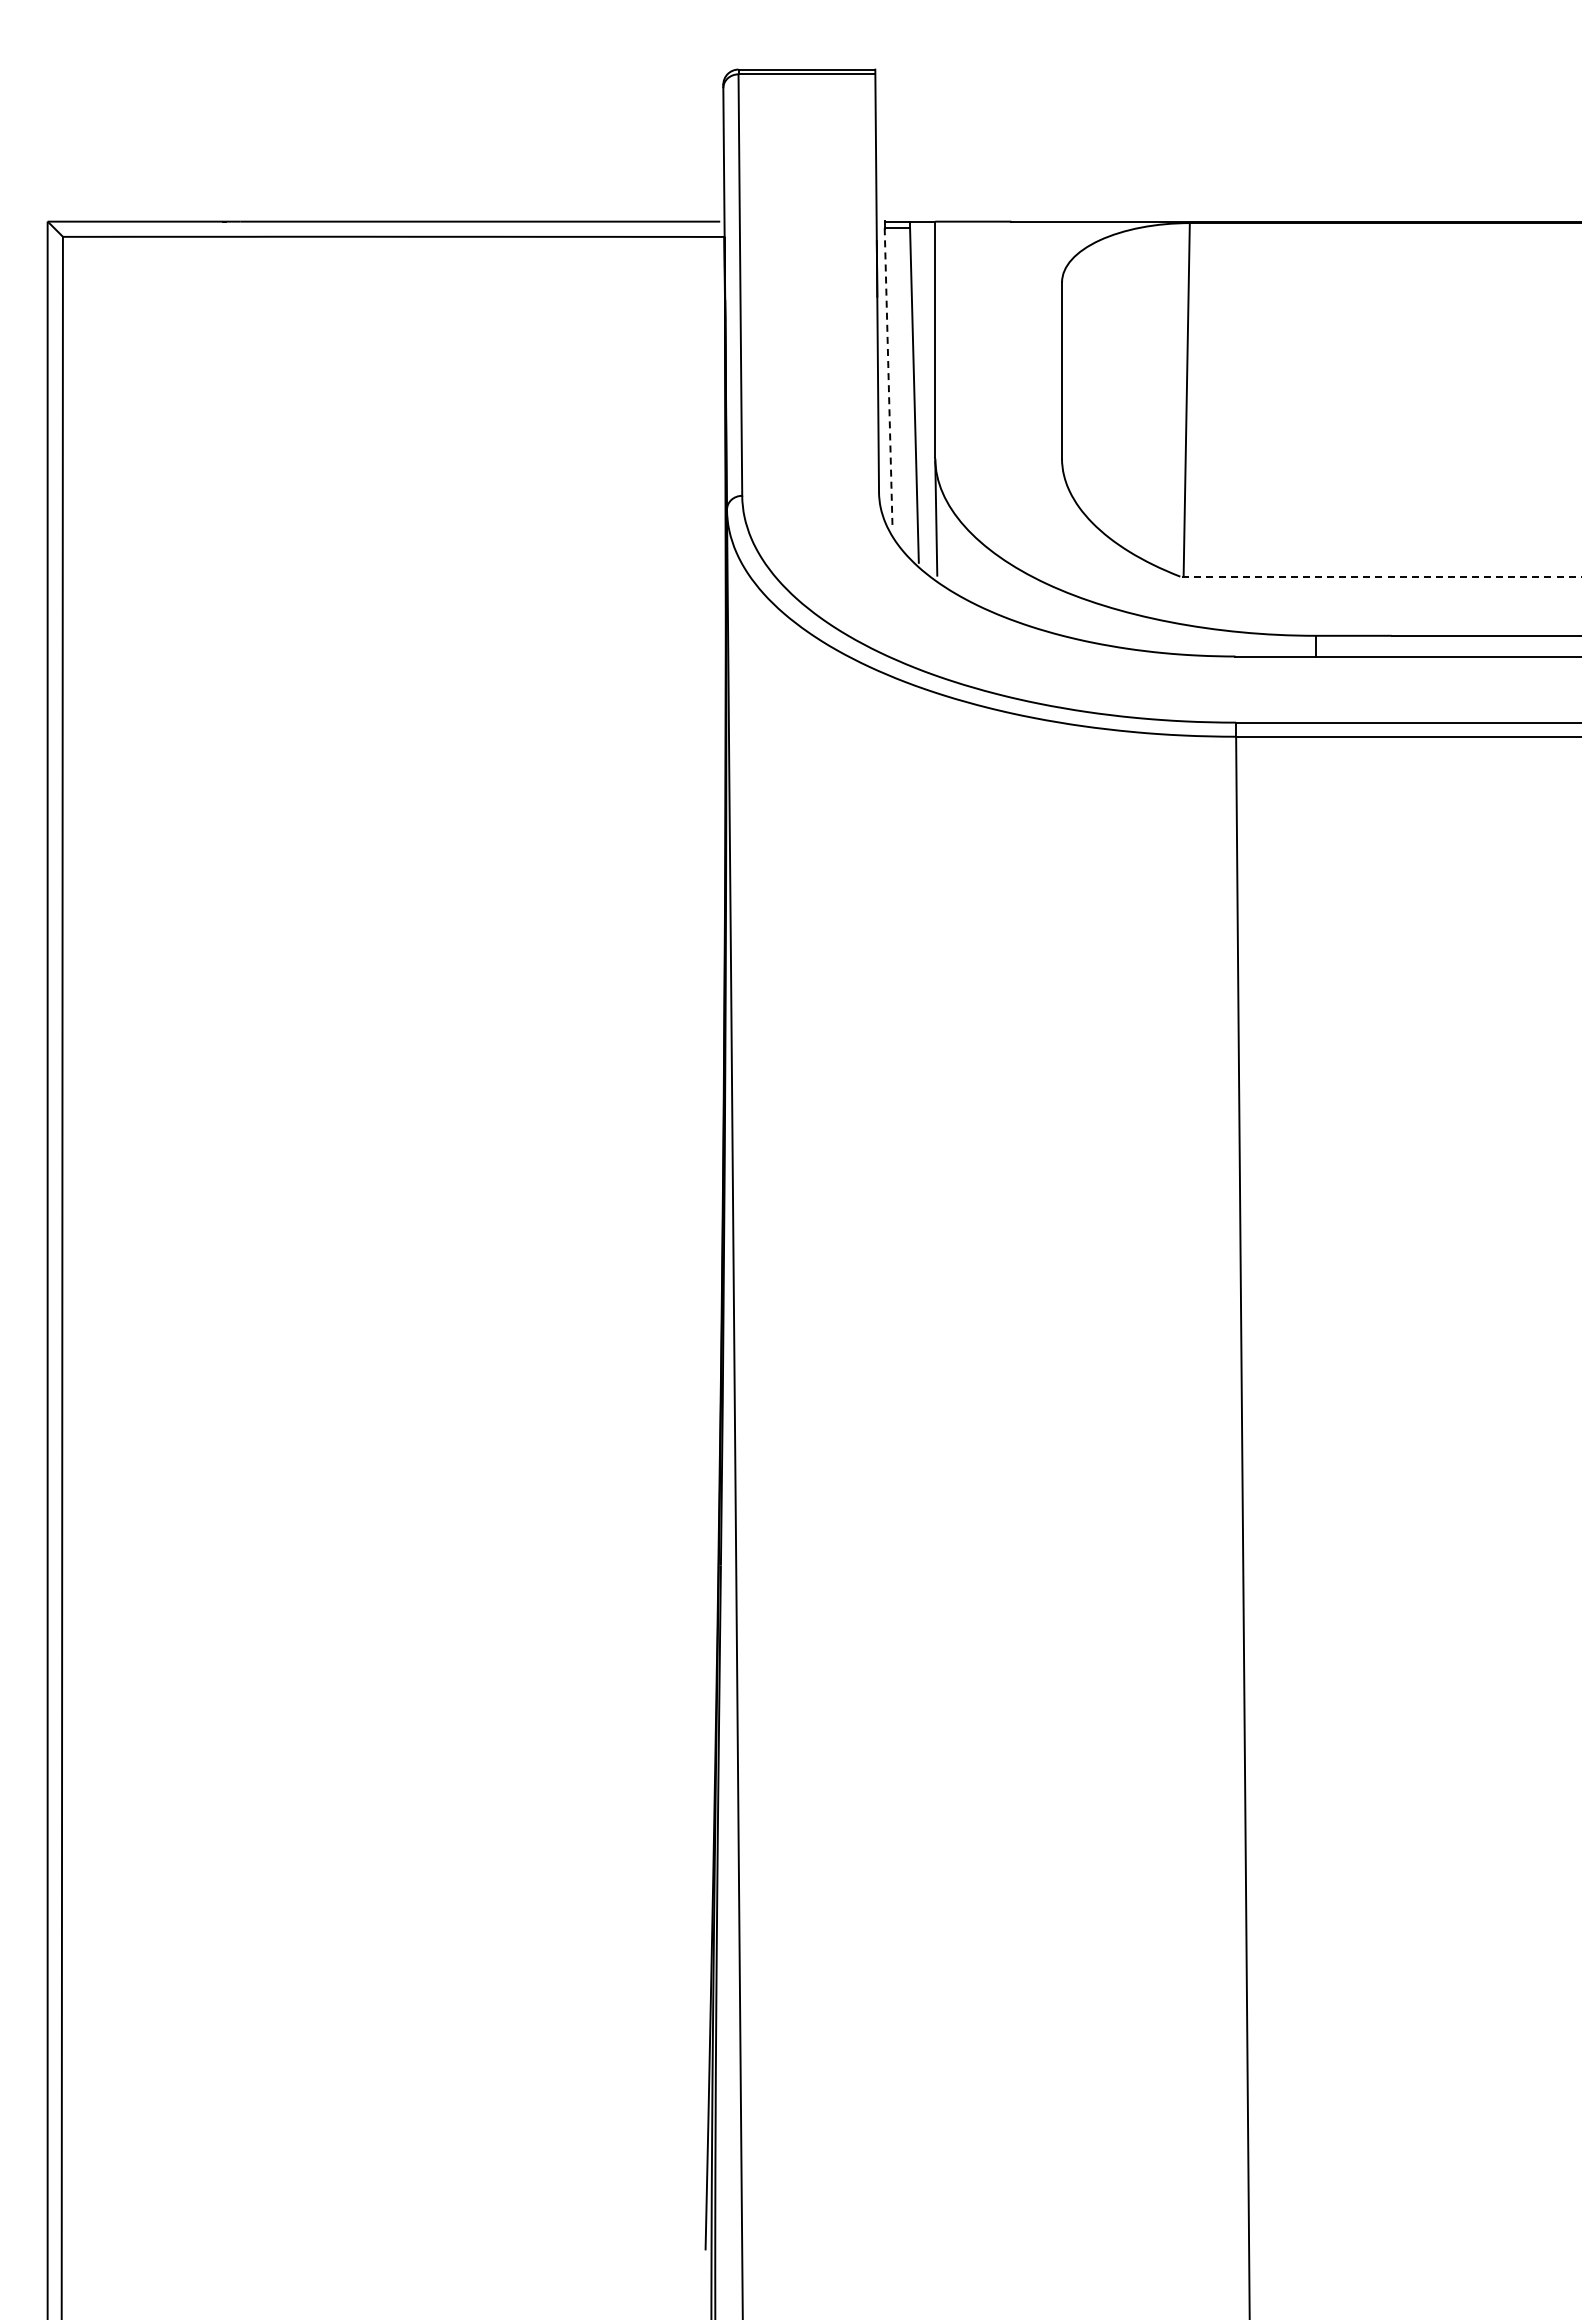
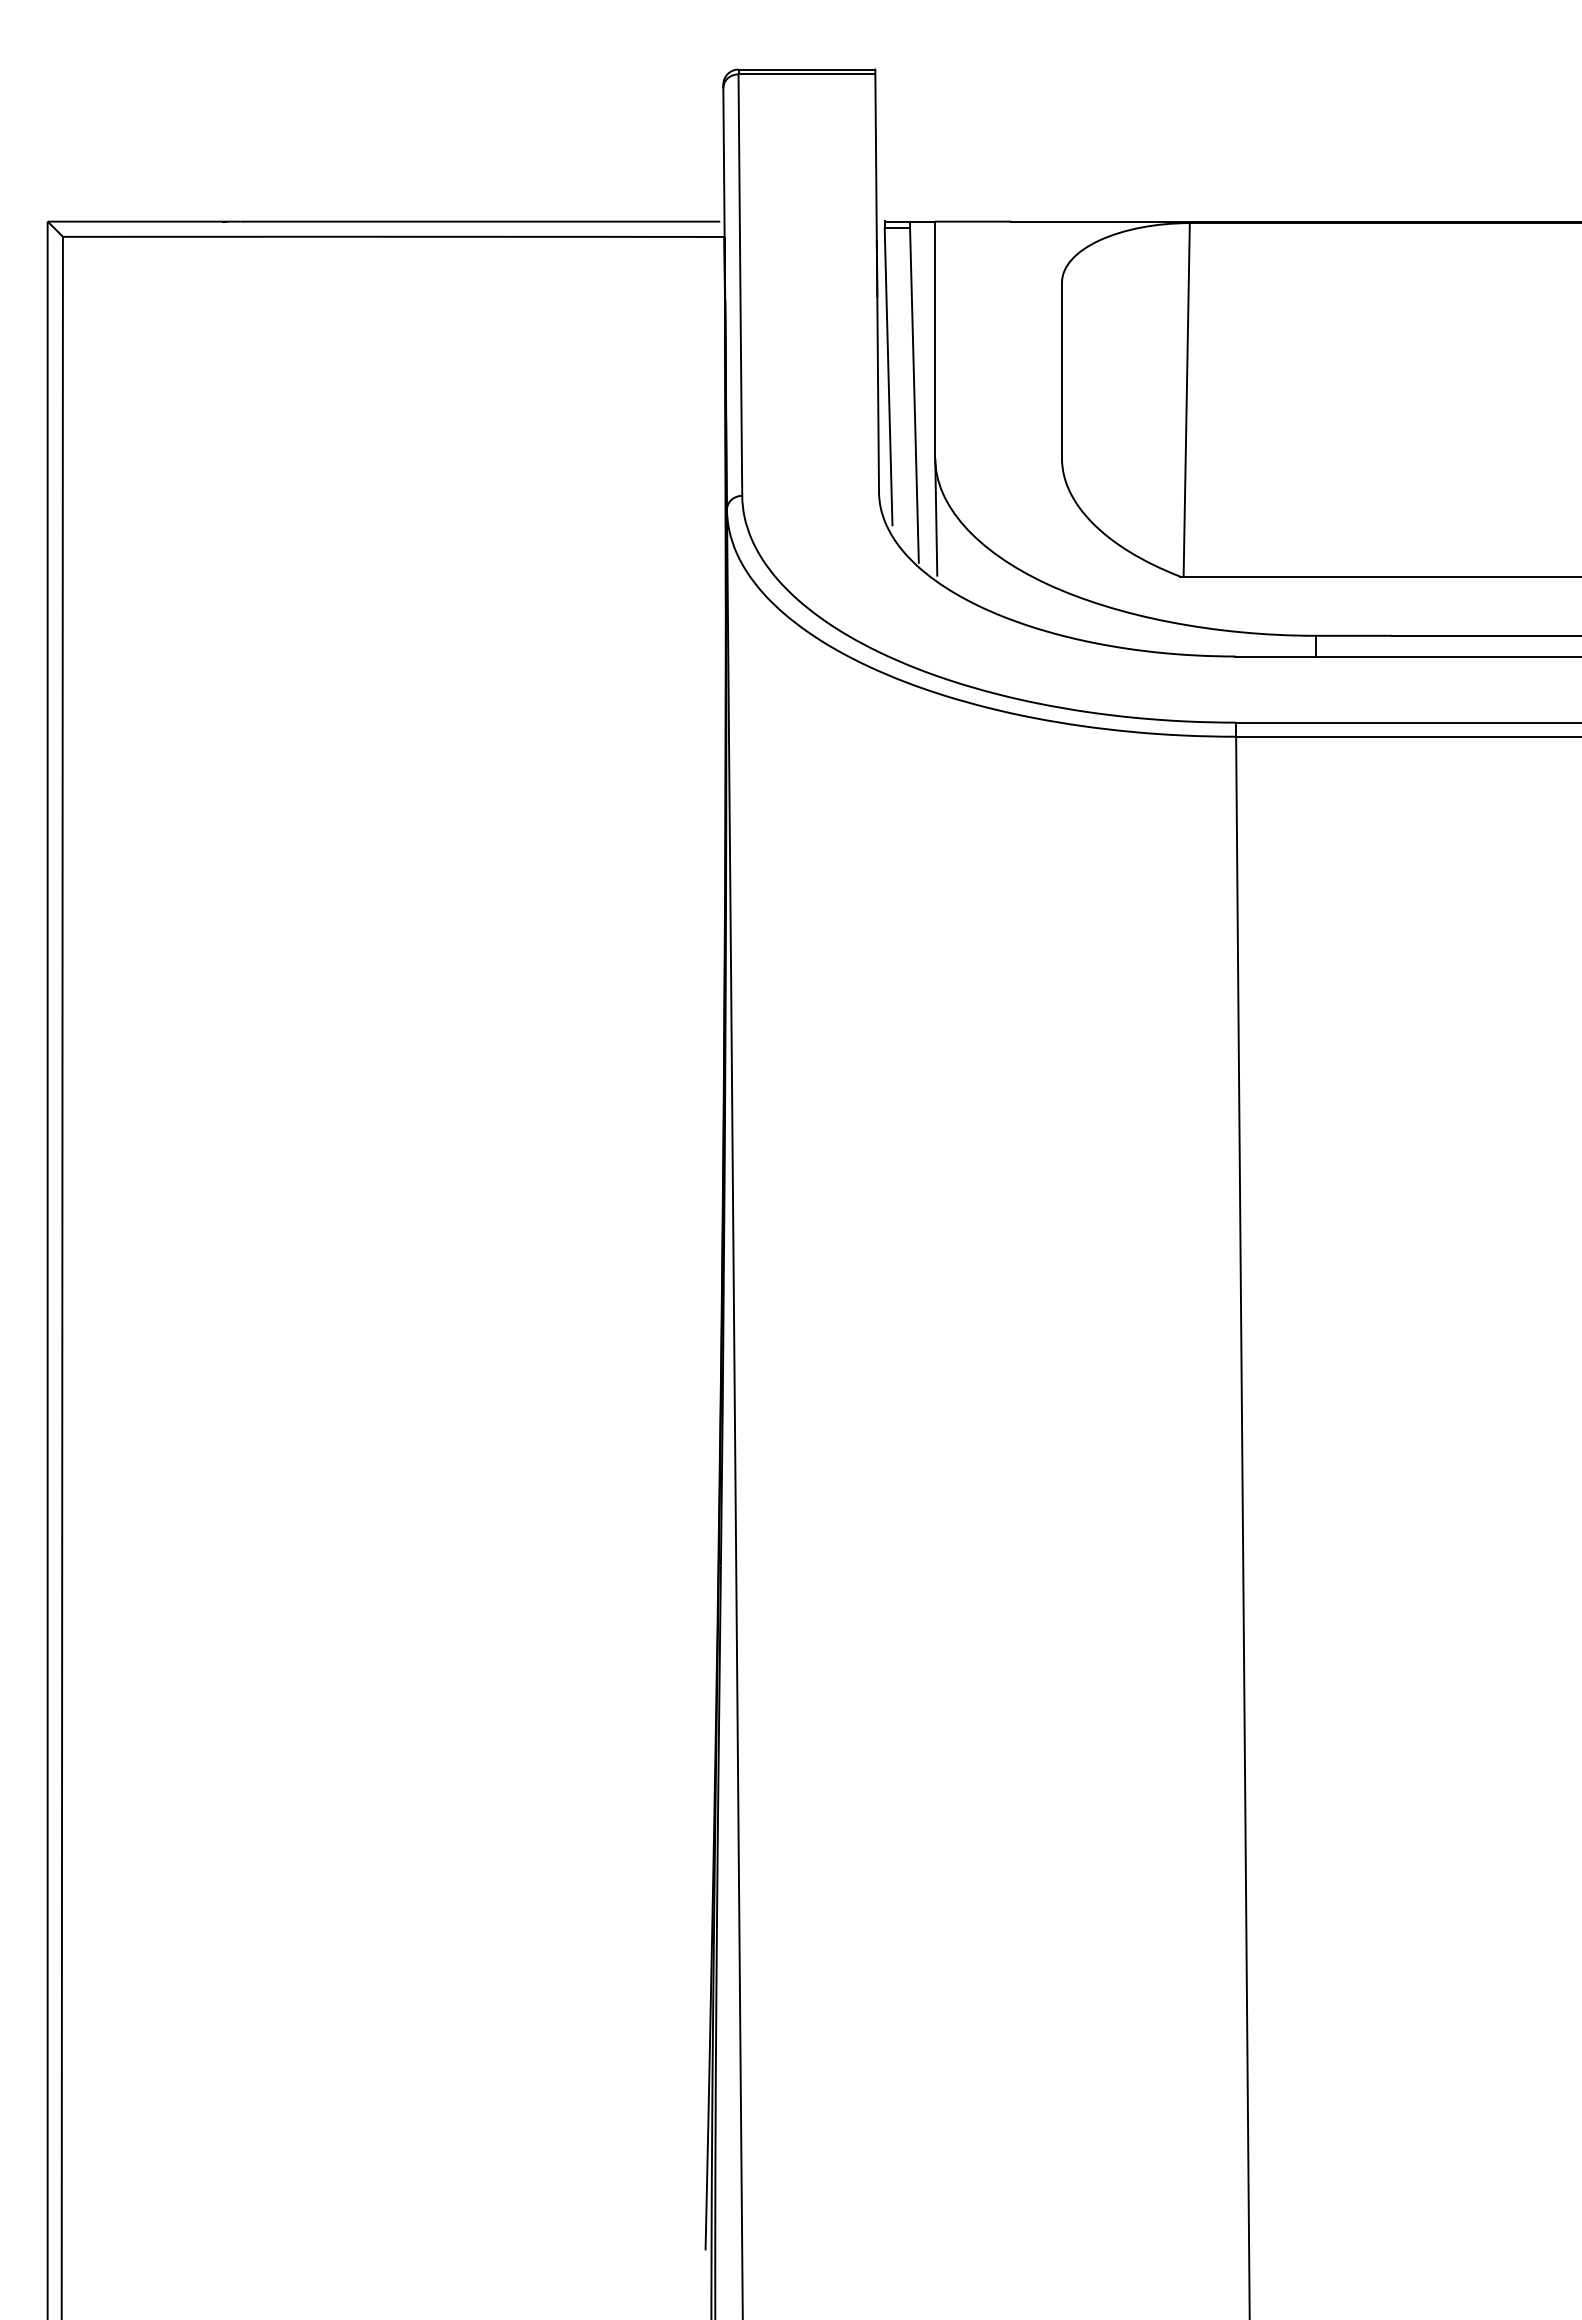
line: dashed -> solid (888, 376)
line: dashed -> solid (1380, 576)
